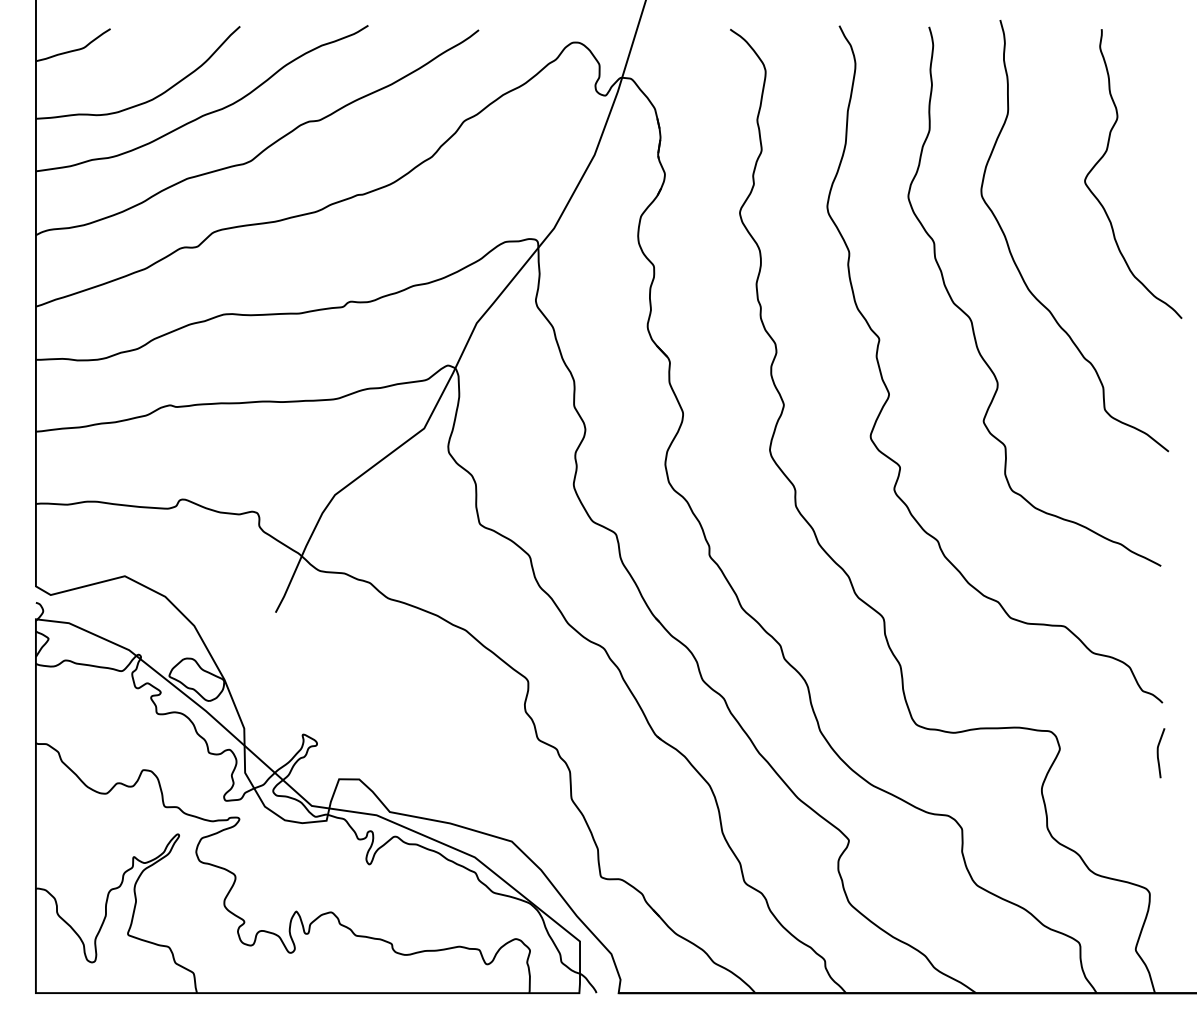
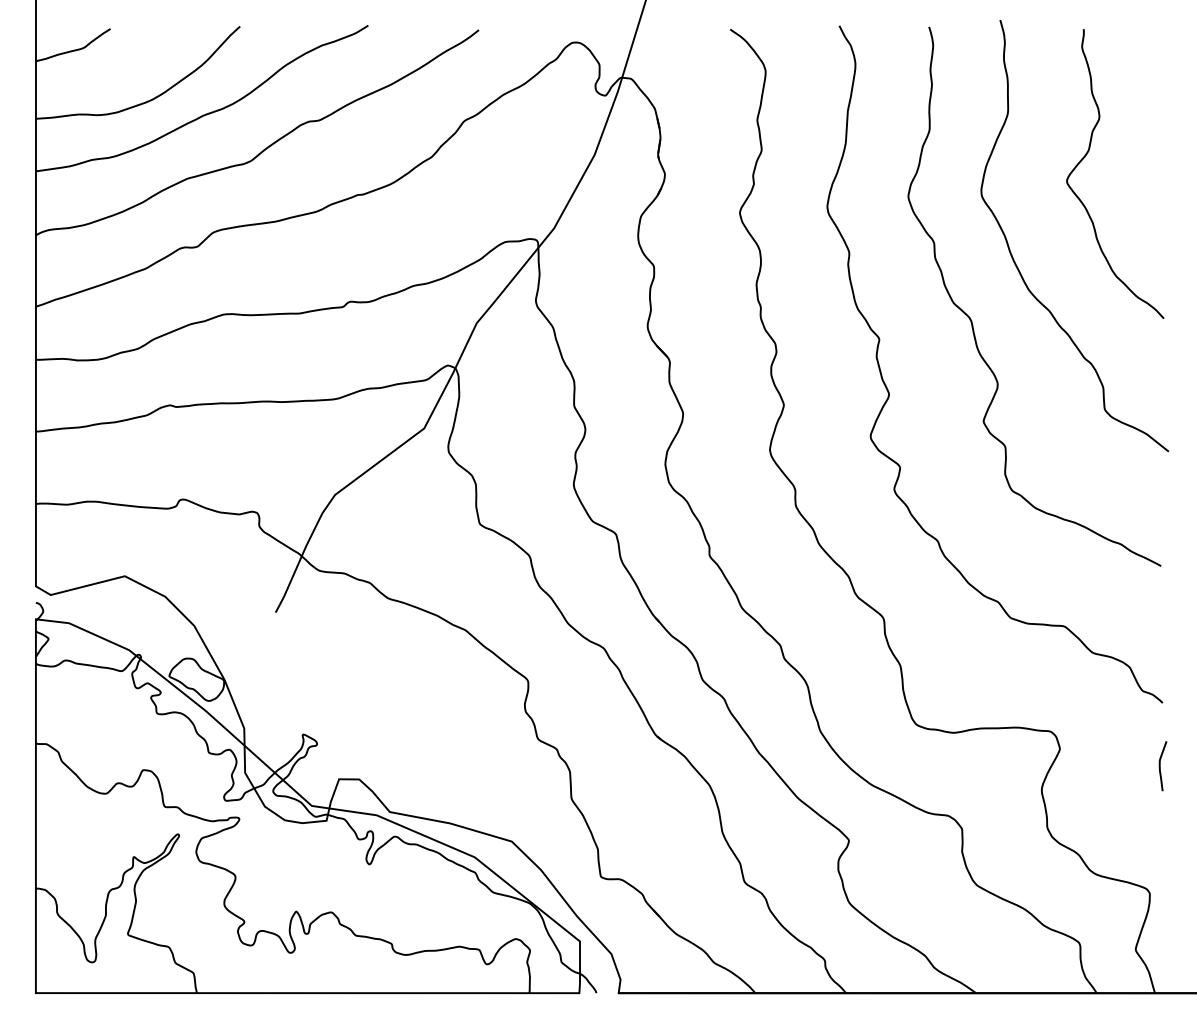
curve position: (1105, 154) -> (1087, 154) (1087, 154)
curve position: (1158, 753) -> (1160, 766) (1160, 766)
